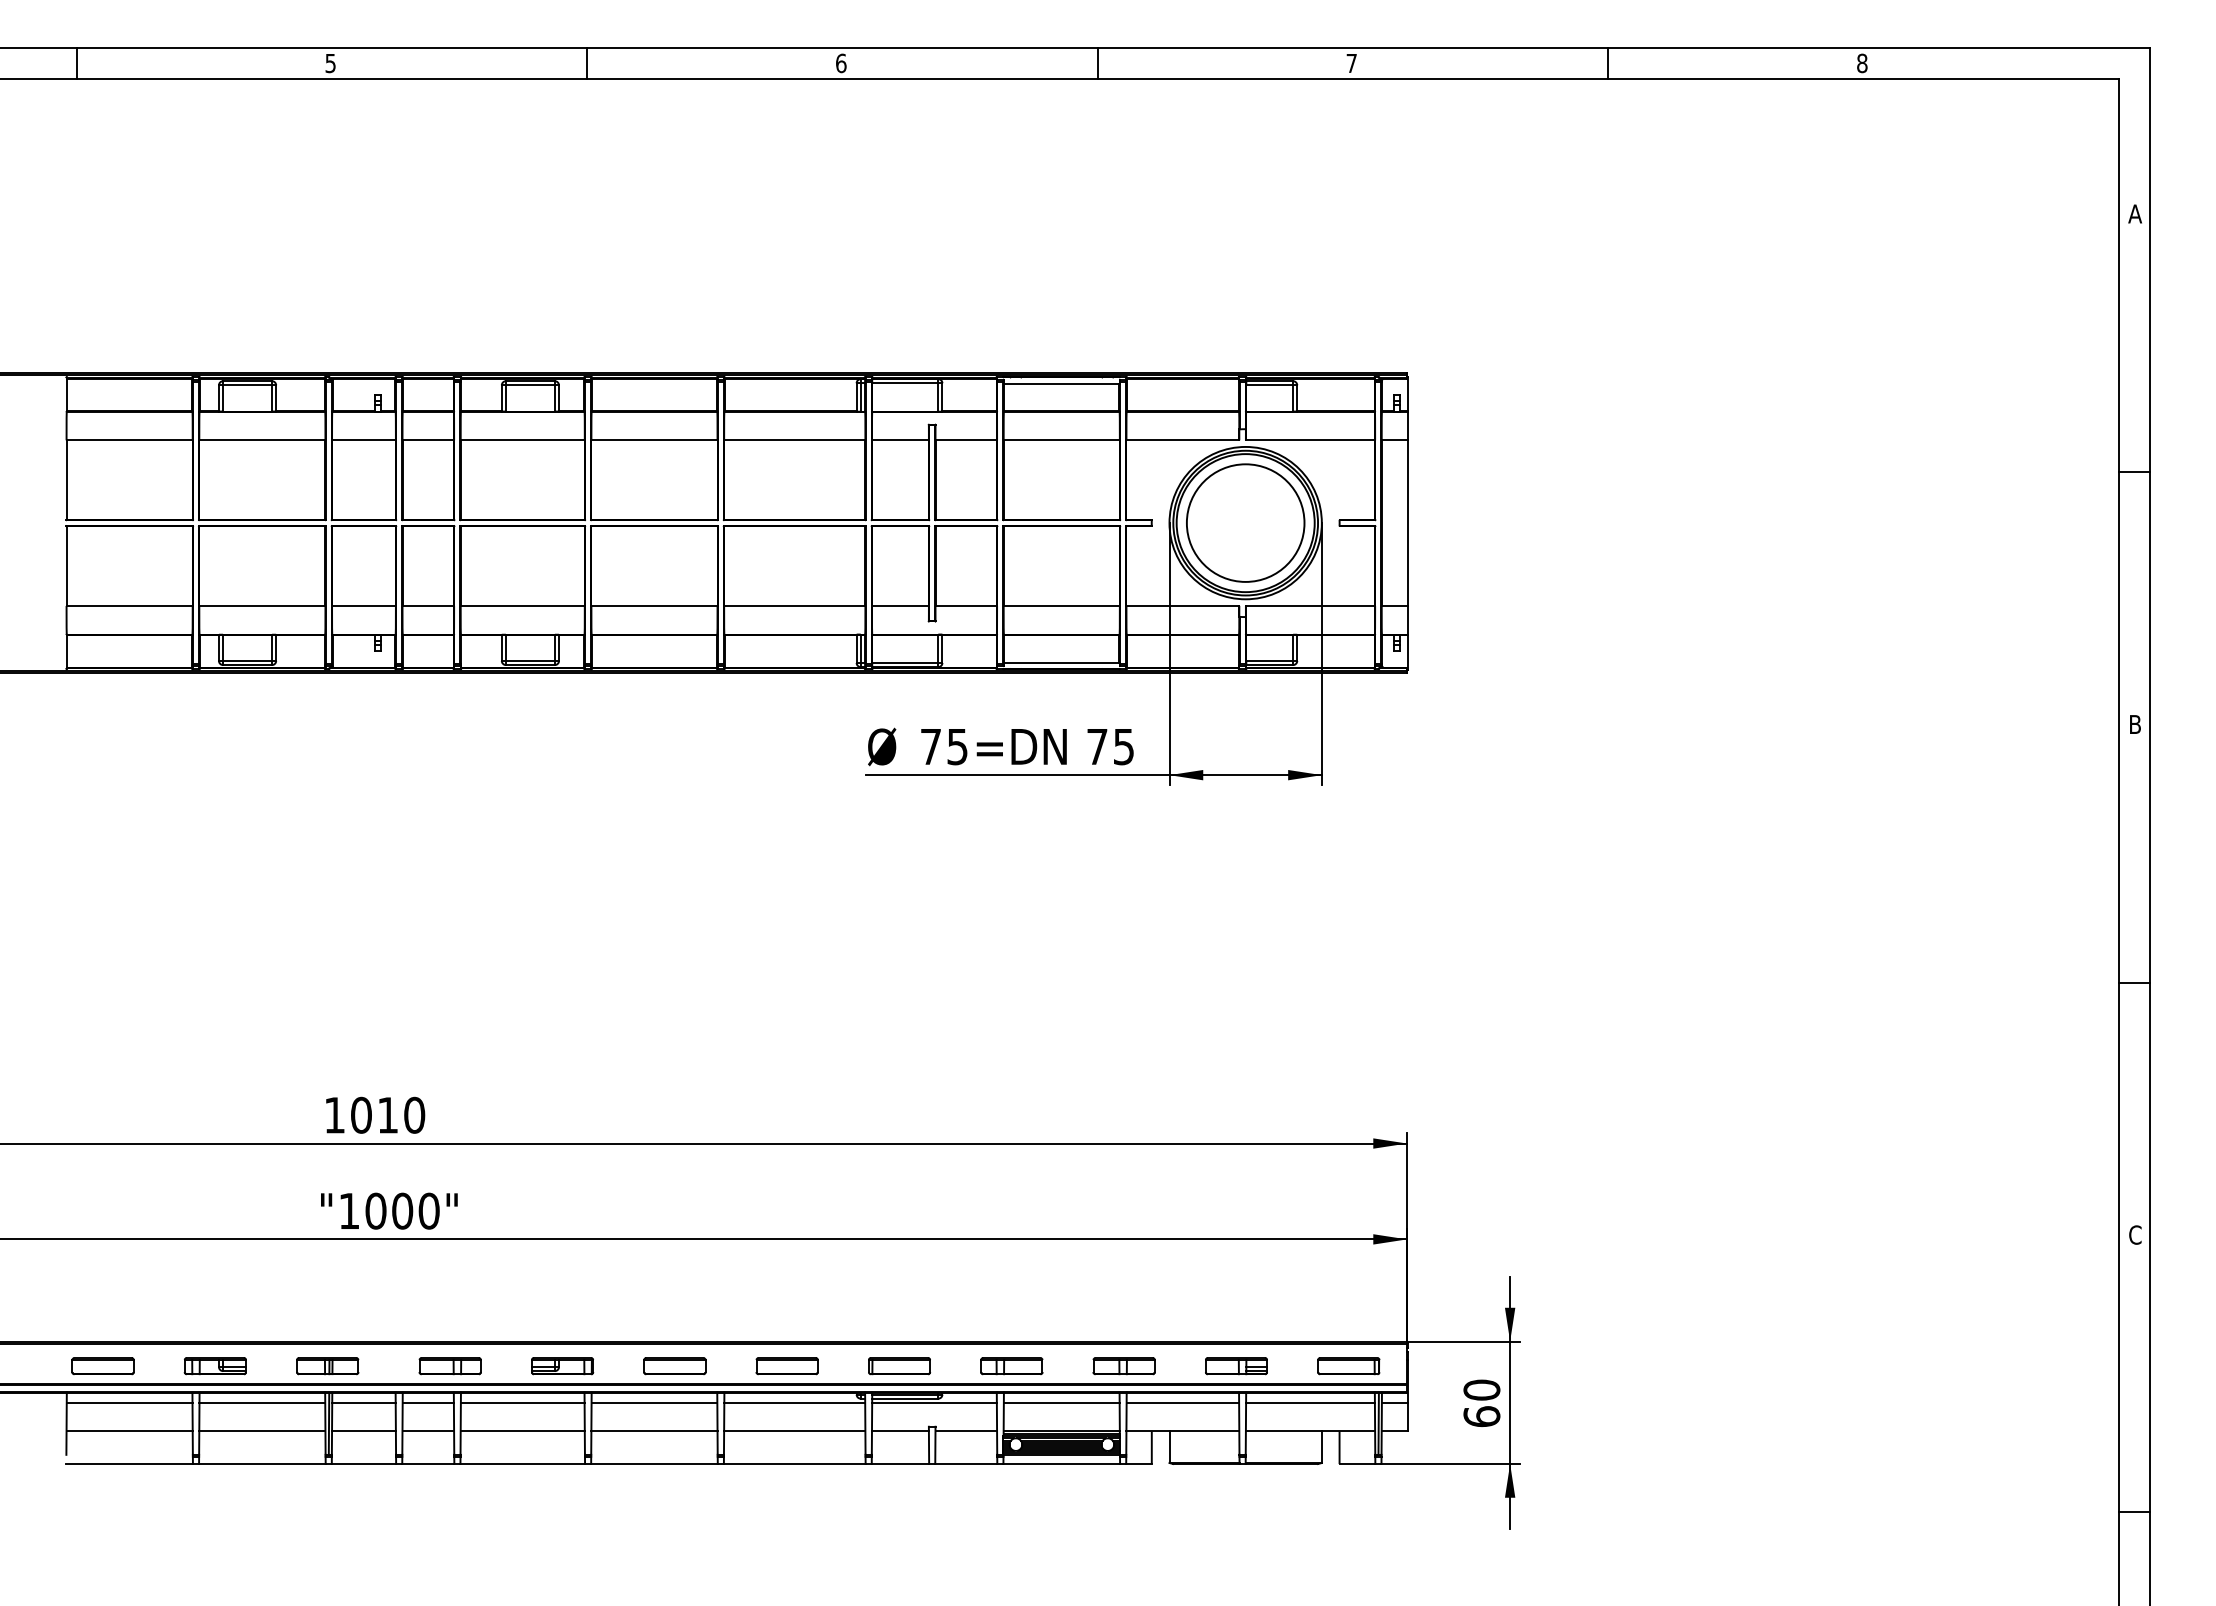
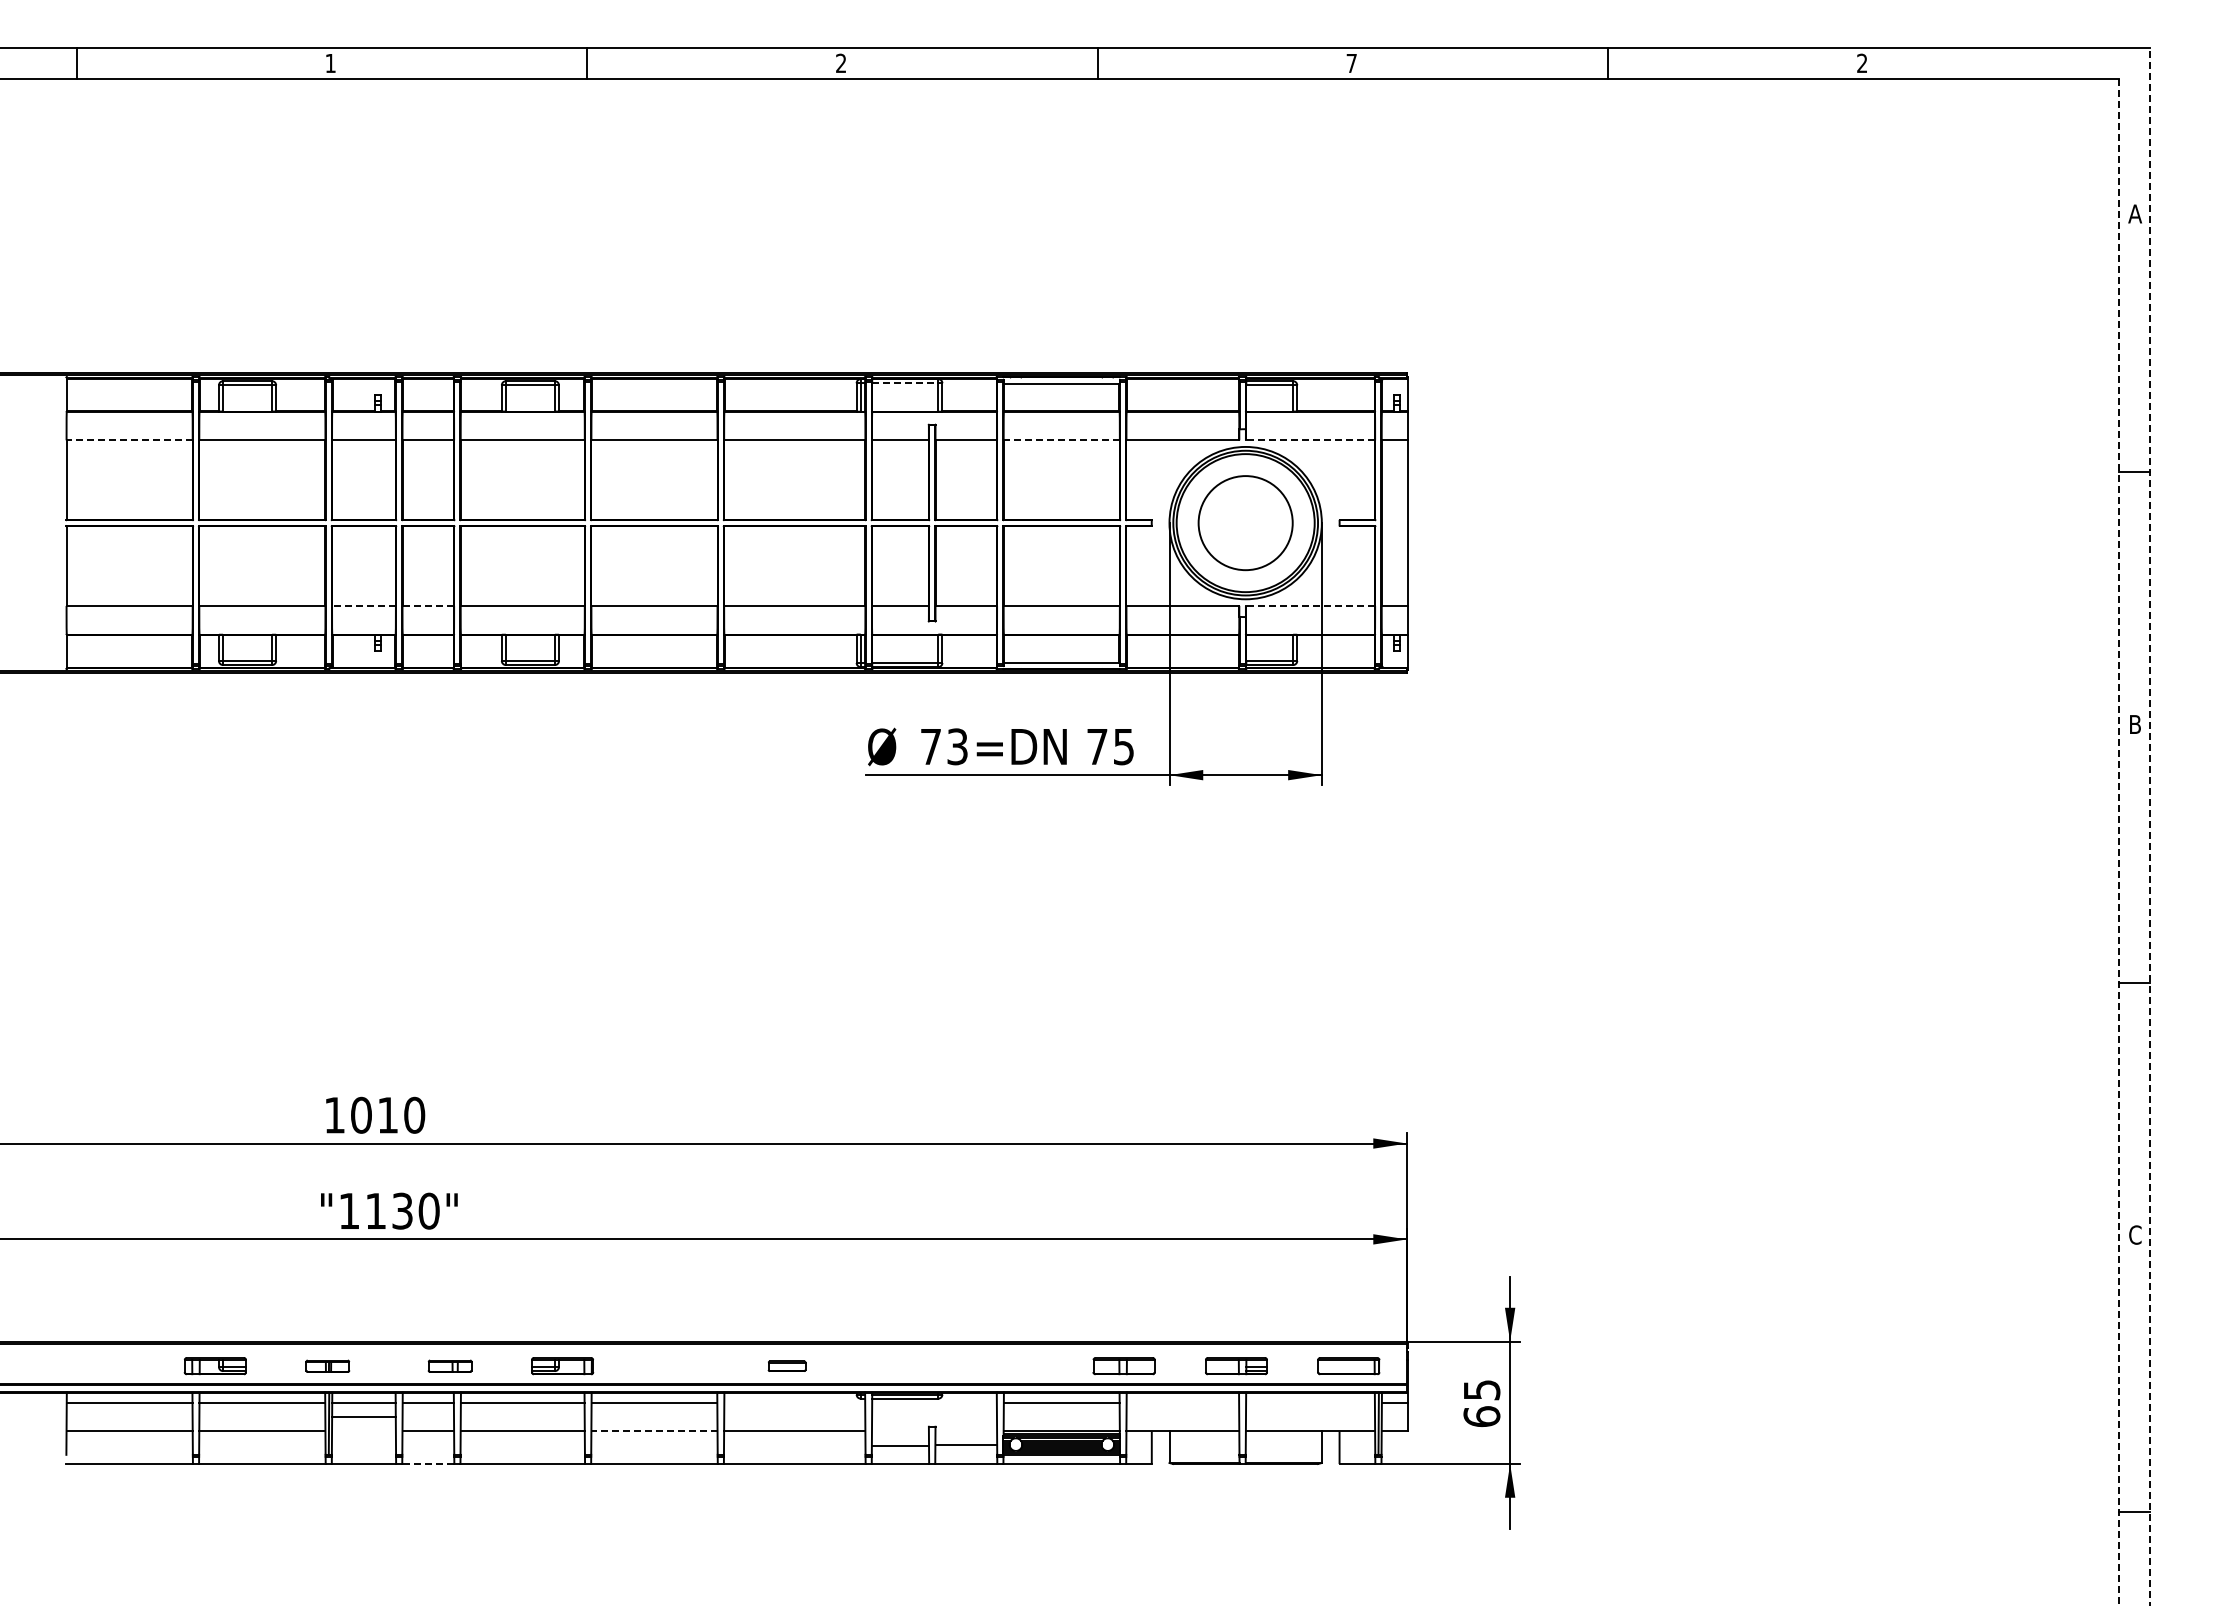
text: 5 -> 1 (330, 63)
text: 6 -> 2 (841, 63)
text: 8 -> 2 (1862, 63)
line: solid -> dashed (905, 383)
line: solid -> dashed (129, 440)
line: solid -> dashed (1061, 440)
line: solid -> dashed (1310, 440)
circle diameter: 118 px -> 94 px (1245, 523)
line: solid -> dashed (363, 605)
line: solid -> dashed (428, 605)
line: solid -> dashed (1310, 605)
text: 75 -> 73 (957, 746)
line: solid -> dashed (2149, 826)
line: solid -> dashed (2118, 842)
text: "1000" -> "1130" (389, 1210)
part: present -> none (102, 1366)
part size: 64x19 px -> 46x14 px (327, 1365)
part size: 64x19 px -> 46x14 px (449, 1365)
part: present -> none (674, 1366)
part size: 64x19 px -> 40x12 px (786, 1365)
part: present -> none (899, 1366)
part: present -> none (1011, 1366)
text: 60 -> 65 (1481, 1389)
line: present -> none (794, 1402)
line: present -> none (934, 1402)
line: present -> none (1182, 1402)
line: present -> none (1310, 1402)
line position: (363, 1431) -> (363, 1417) (363, 1417)
line: solid -> dashed (653, 1431)
line position: (899, 1431) -> (899, 1446) (899, 1446)
line position: (966, 1431) -> (966, 1445) (966, 1445)
line: solid -> dashed (427, 1464)
